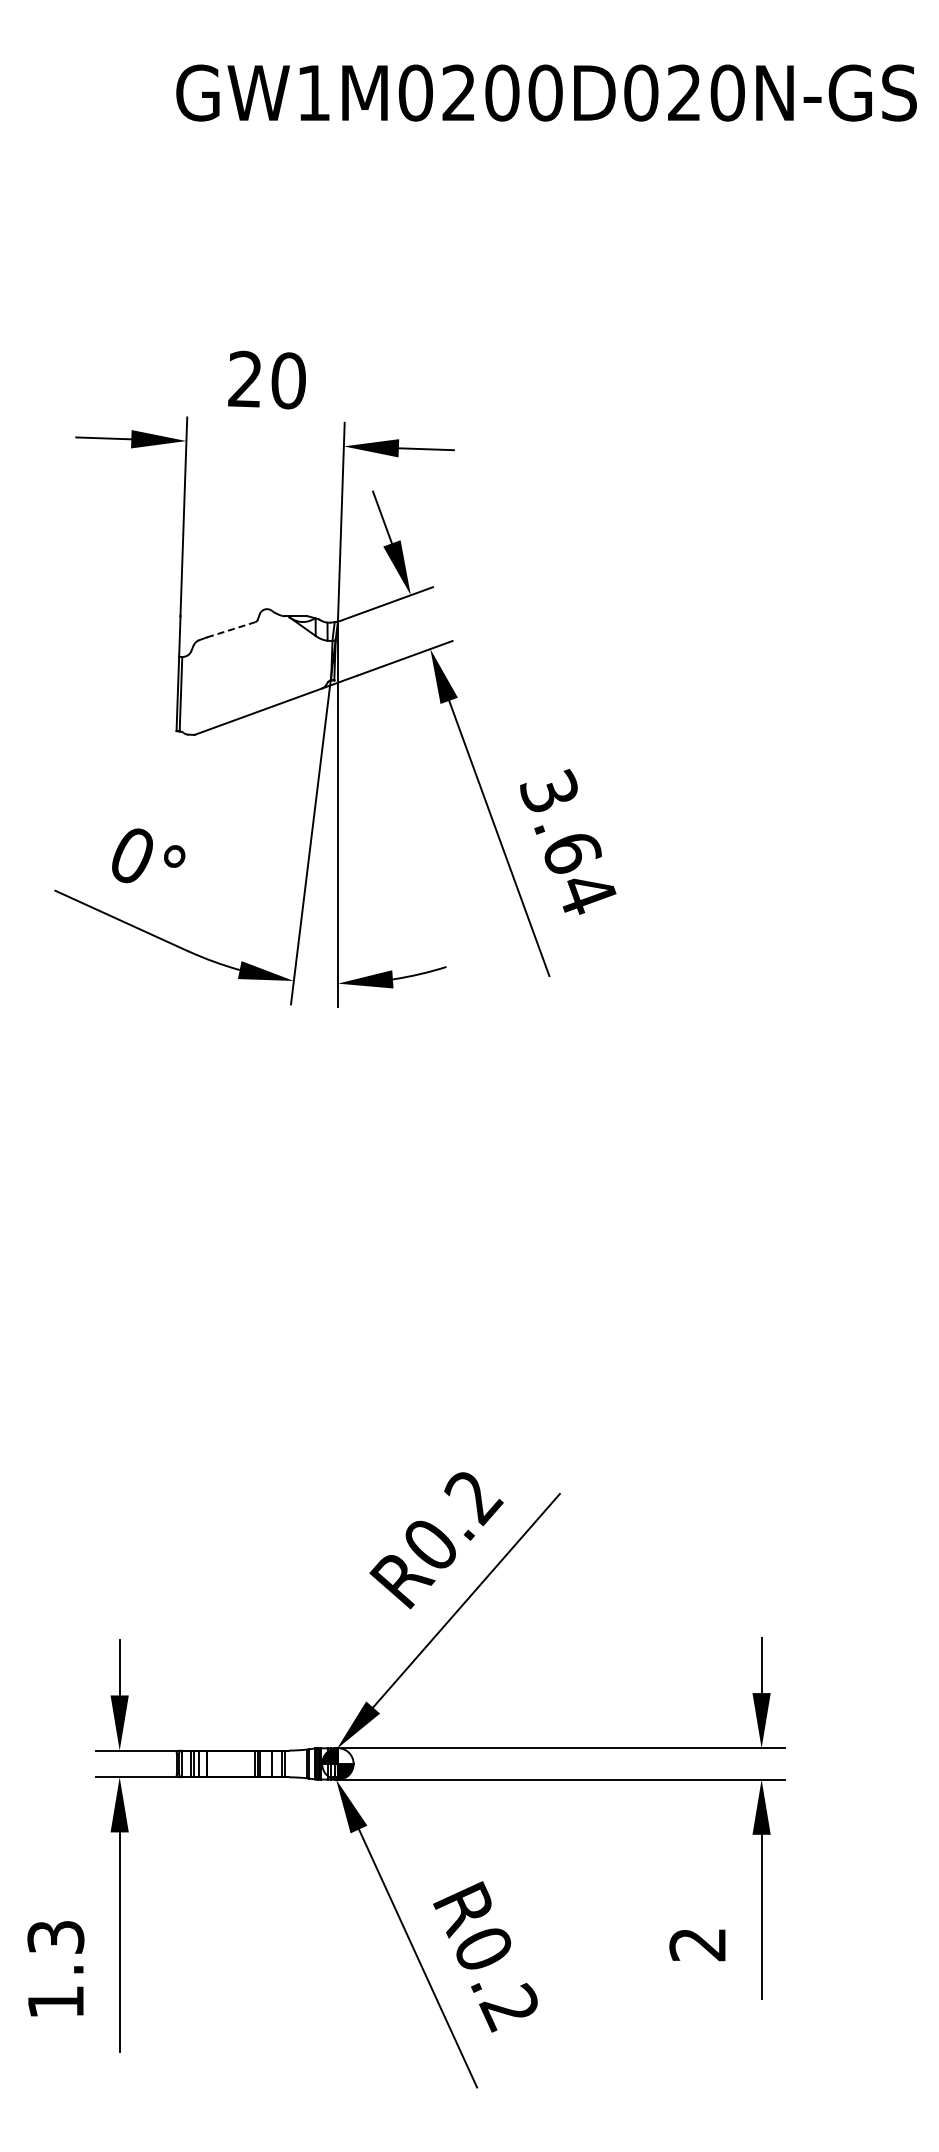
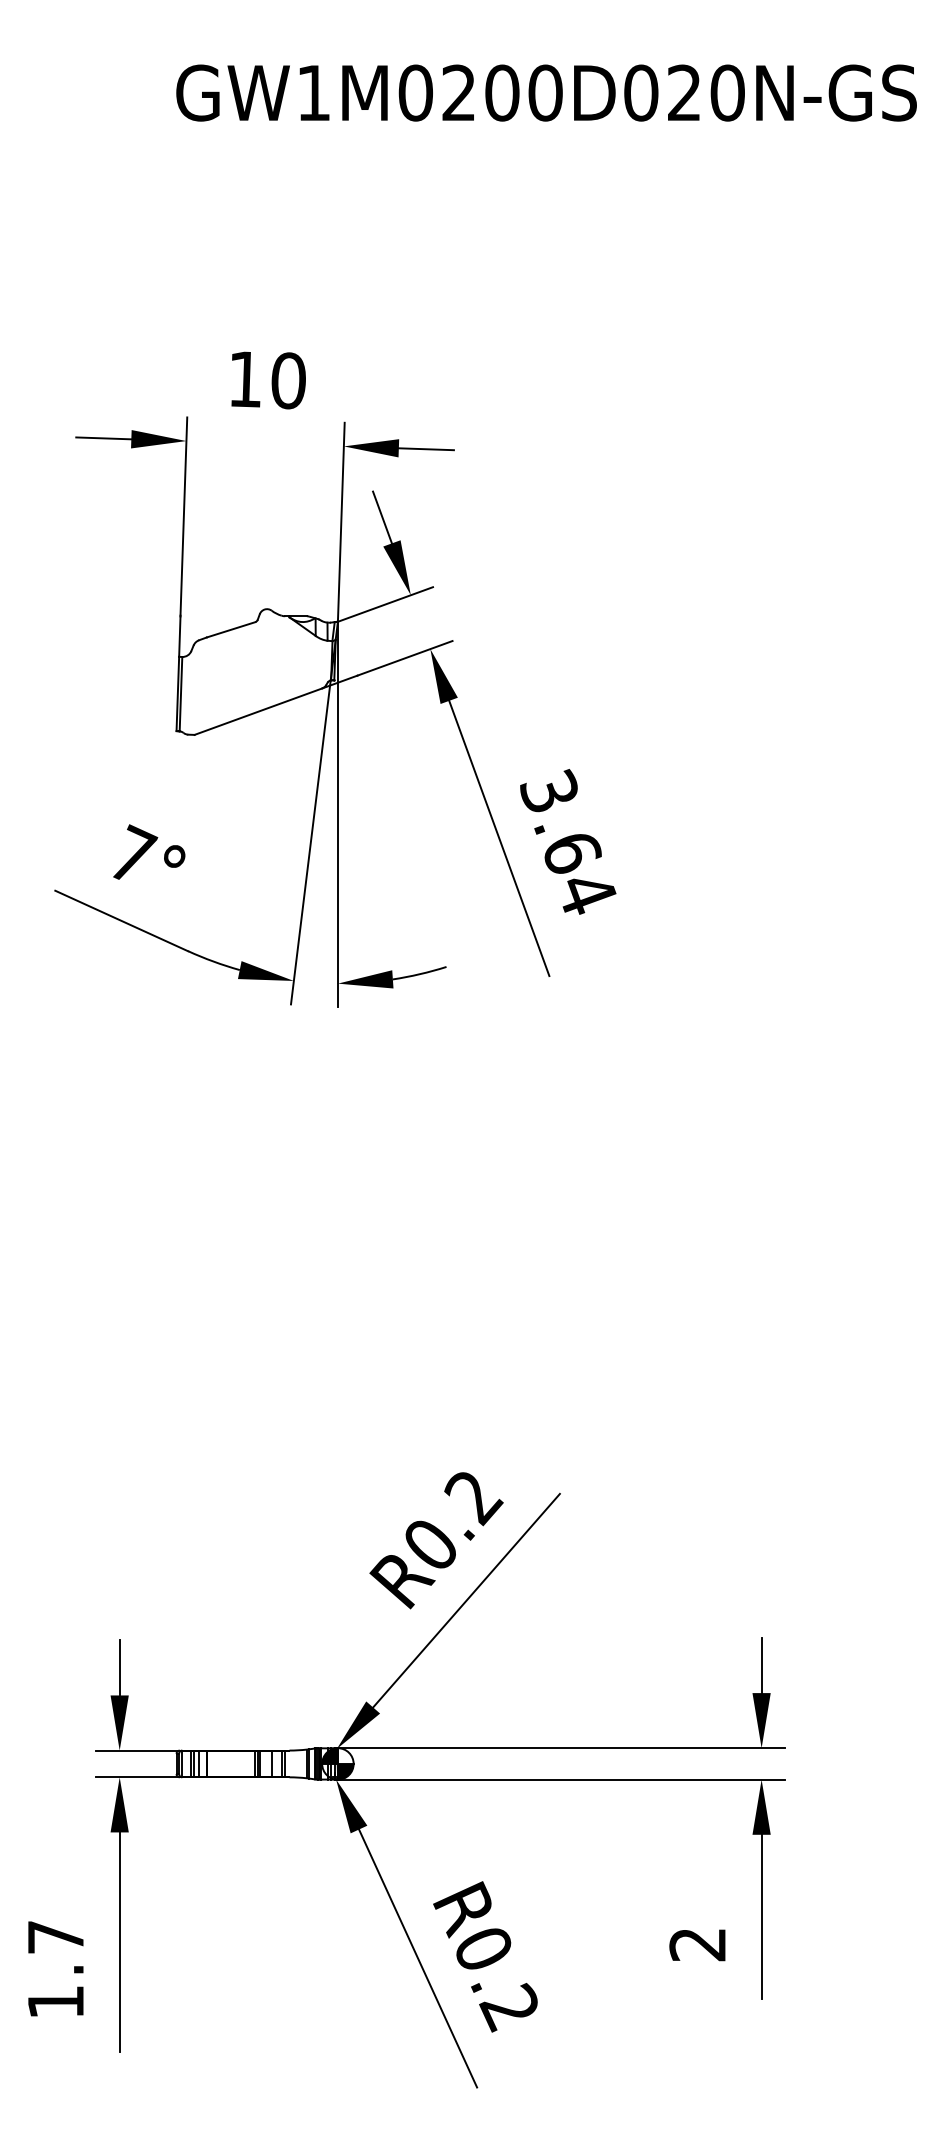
text: 20 -> 10 (244, 378)
line: dashed -> solid (231, 629)
text: 0° -> 7° (135, 853)
text: 1.3 -> 1.7 (55, 1937)
